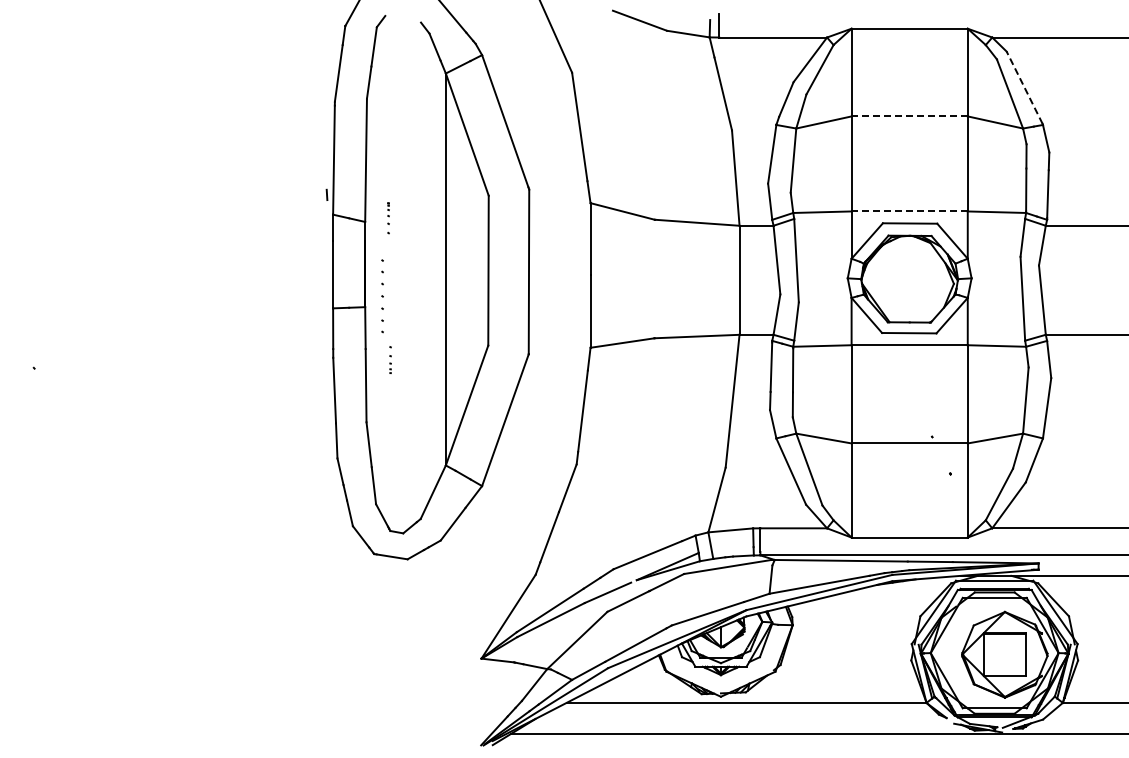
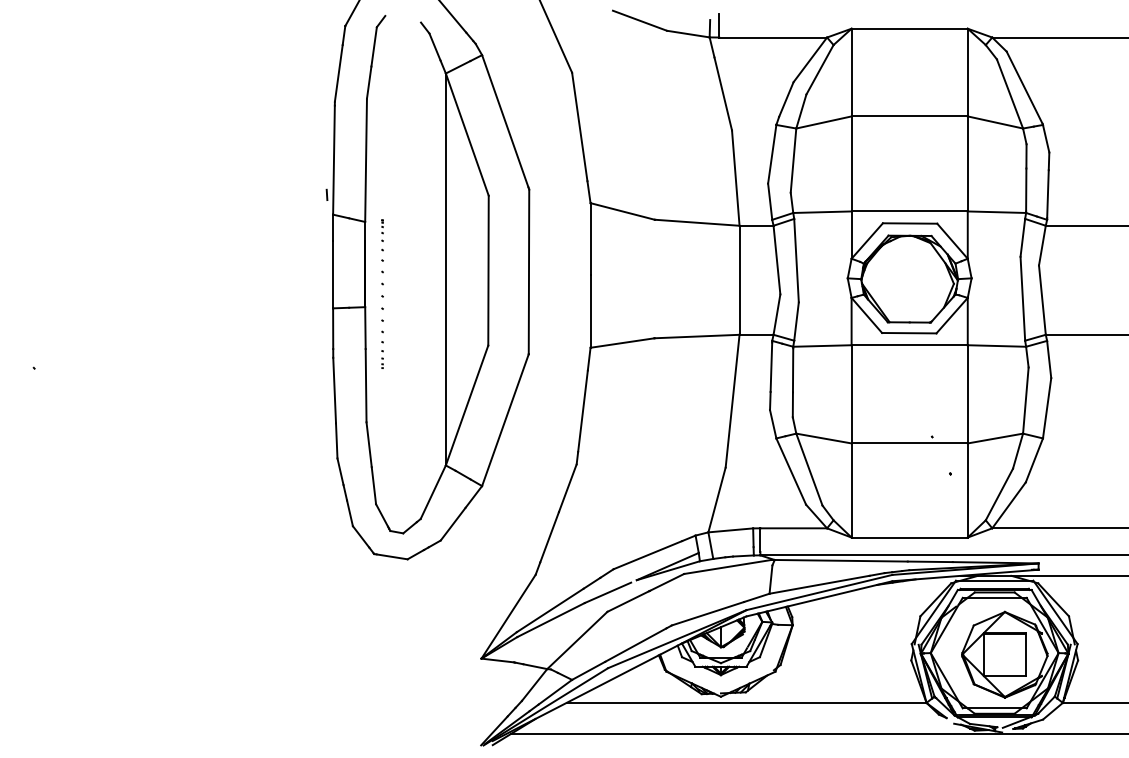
line: dashed -> solid (1024, 87)
line: dashed -> solid (909, 116)
line: dashed -> solid (909, 211)
part position: (388, 218) -> (382, 235) (382, 235)
part position: (390, 359) -> (382, 354) (382, 354)
